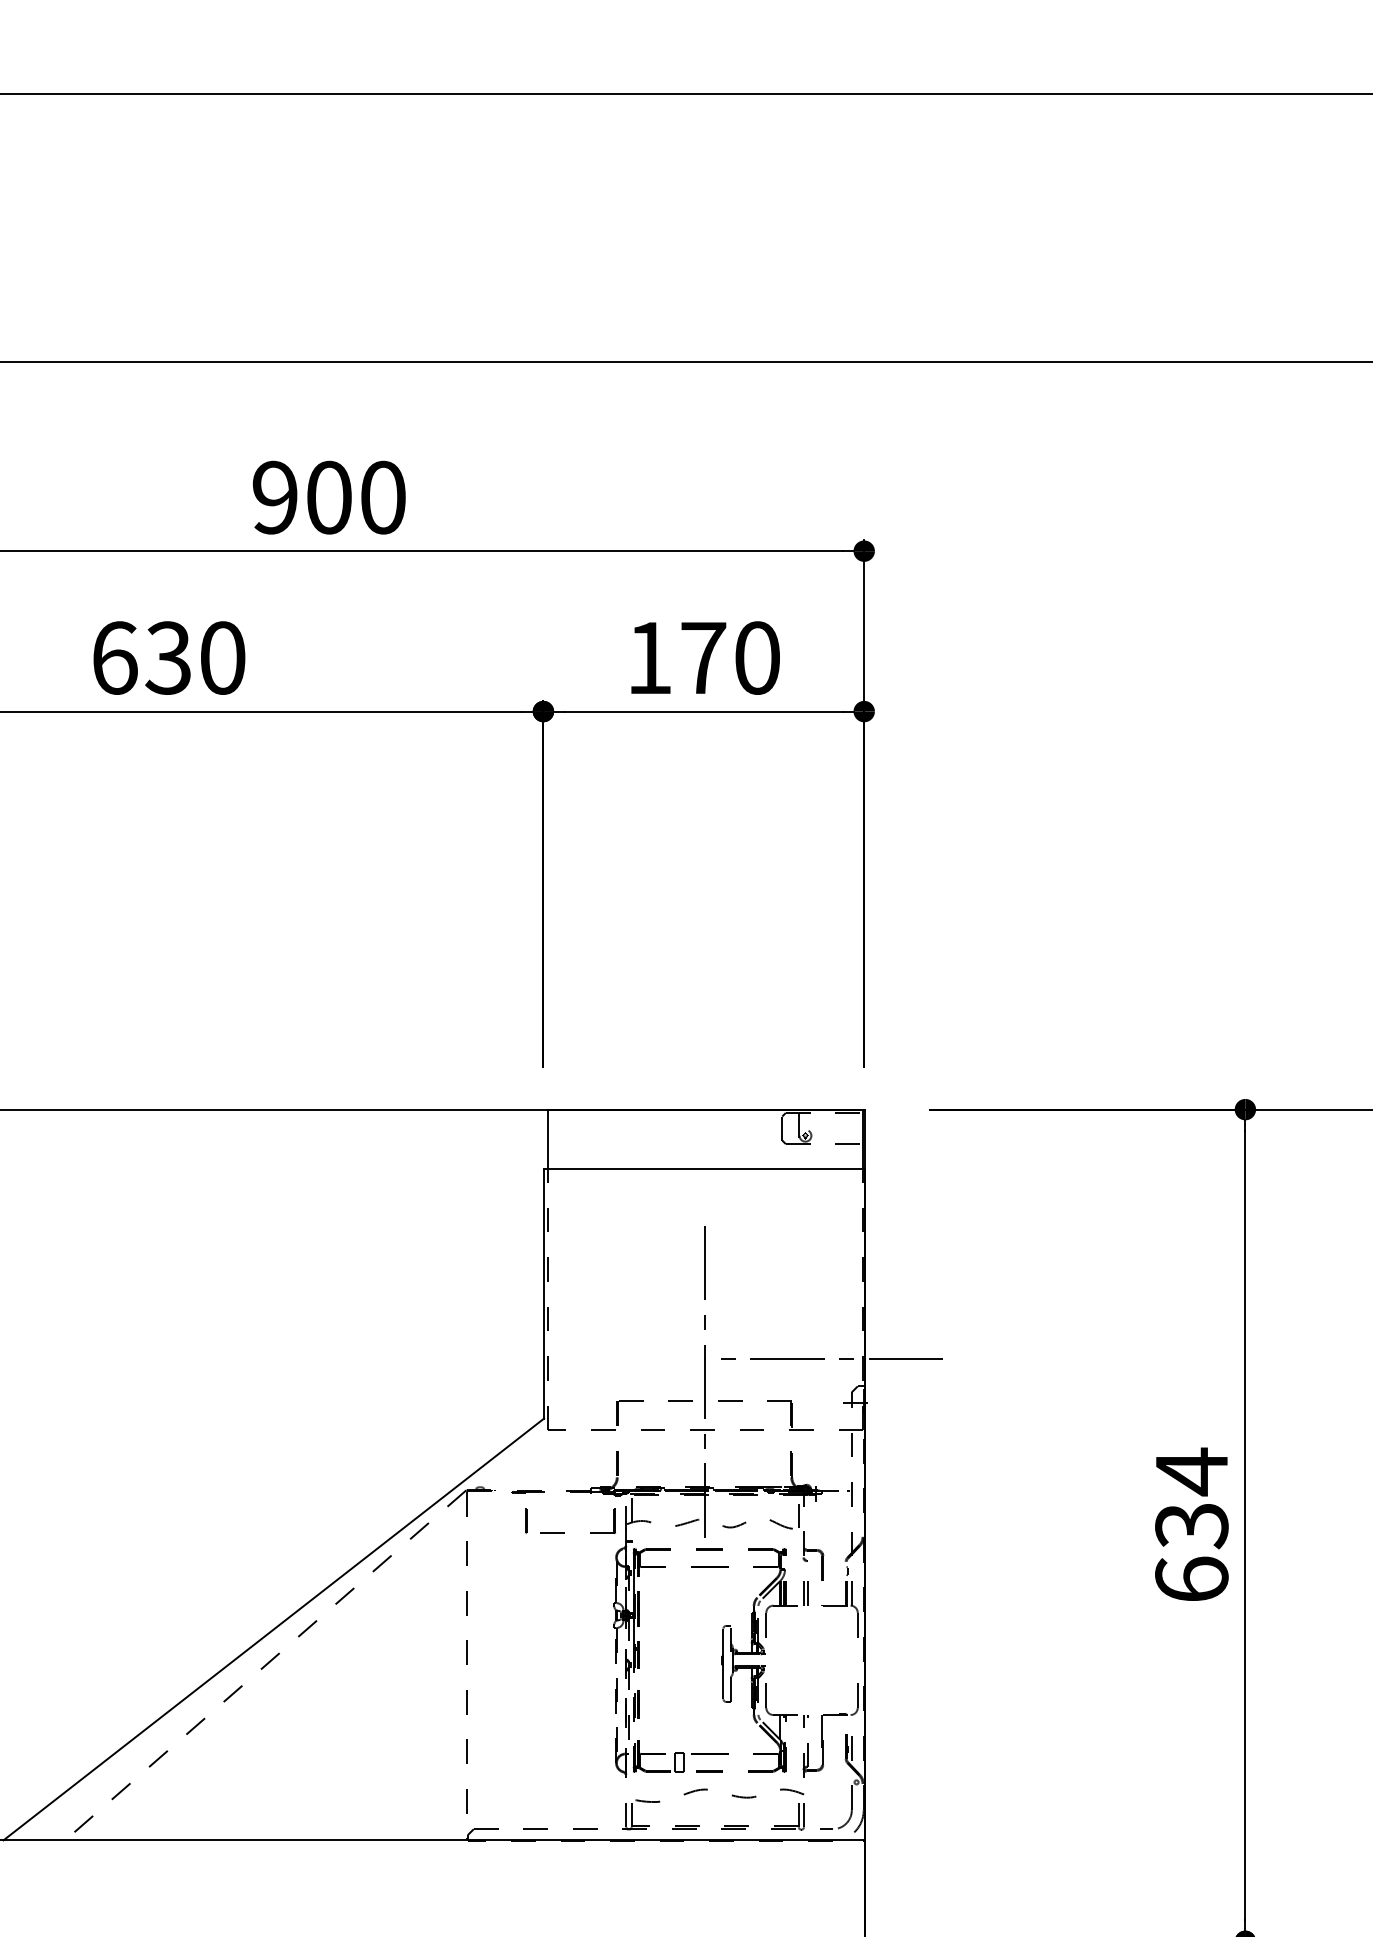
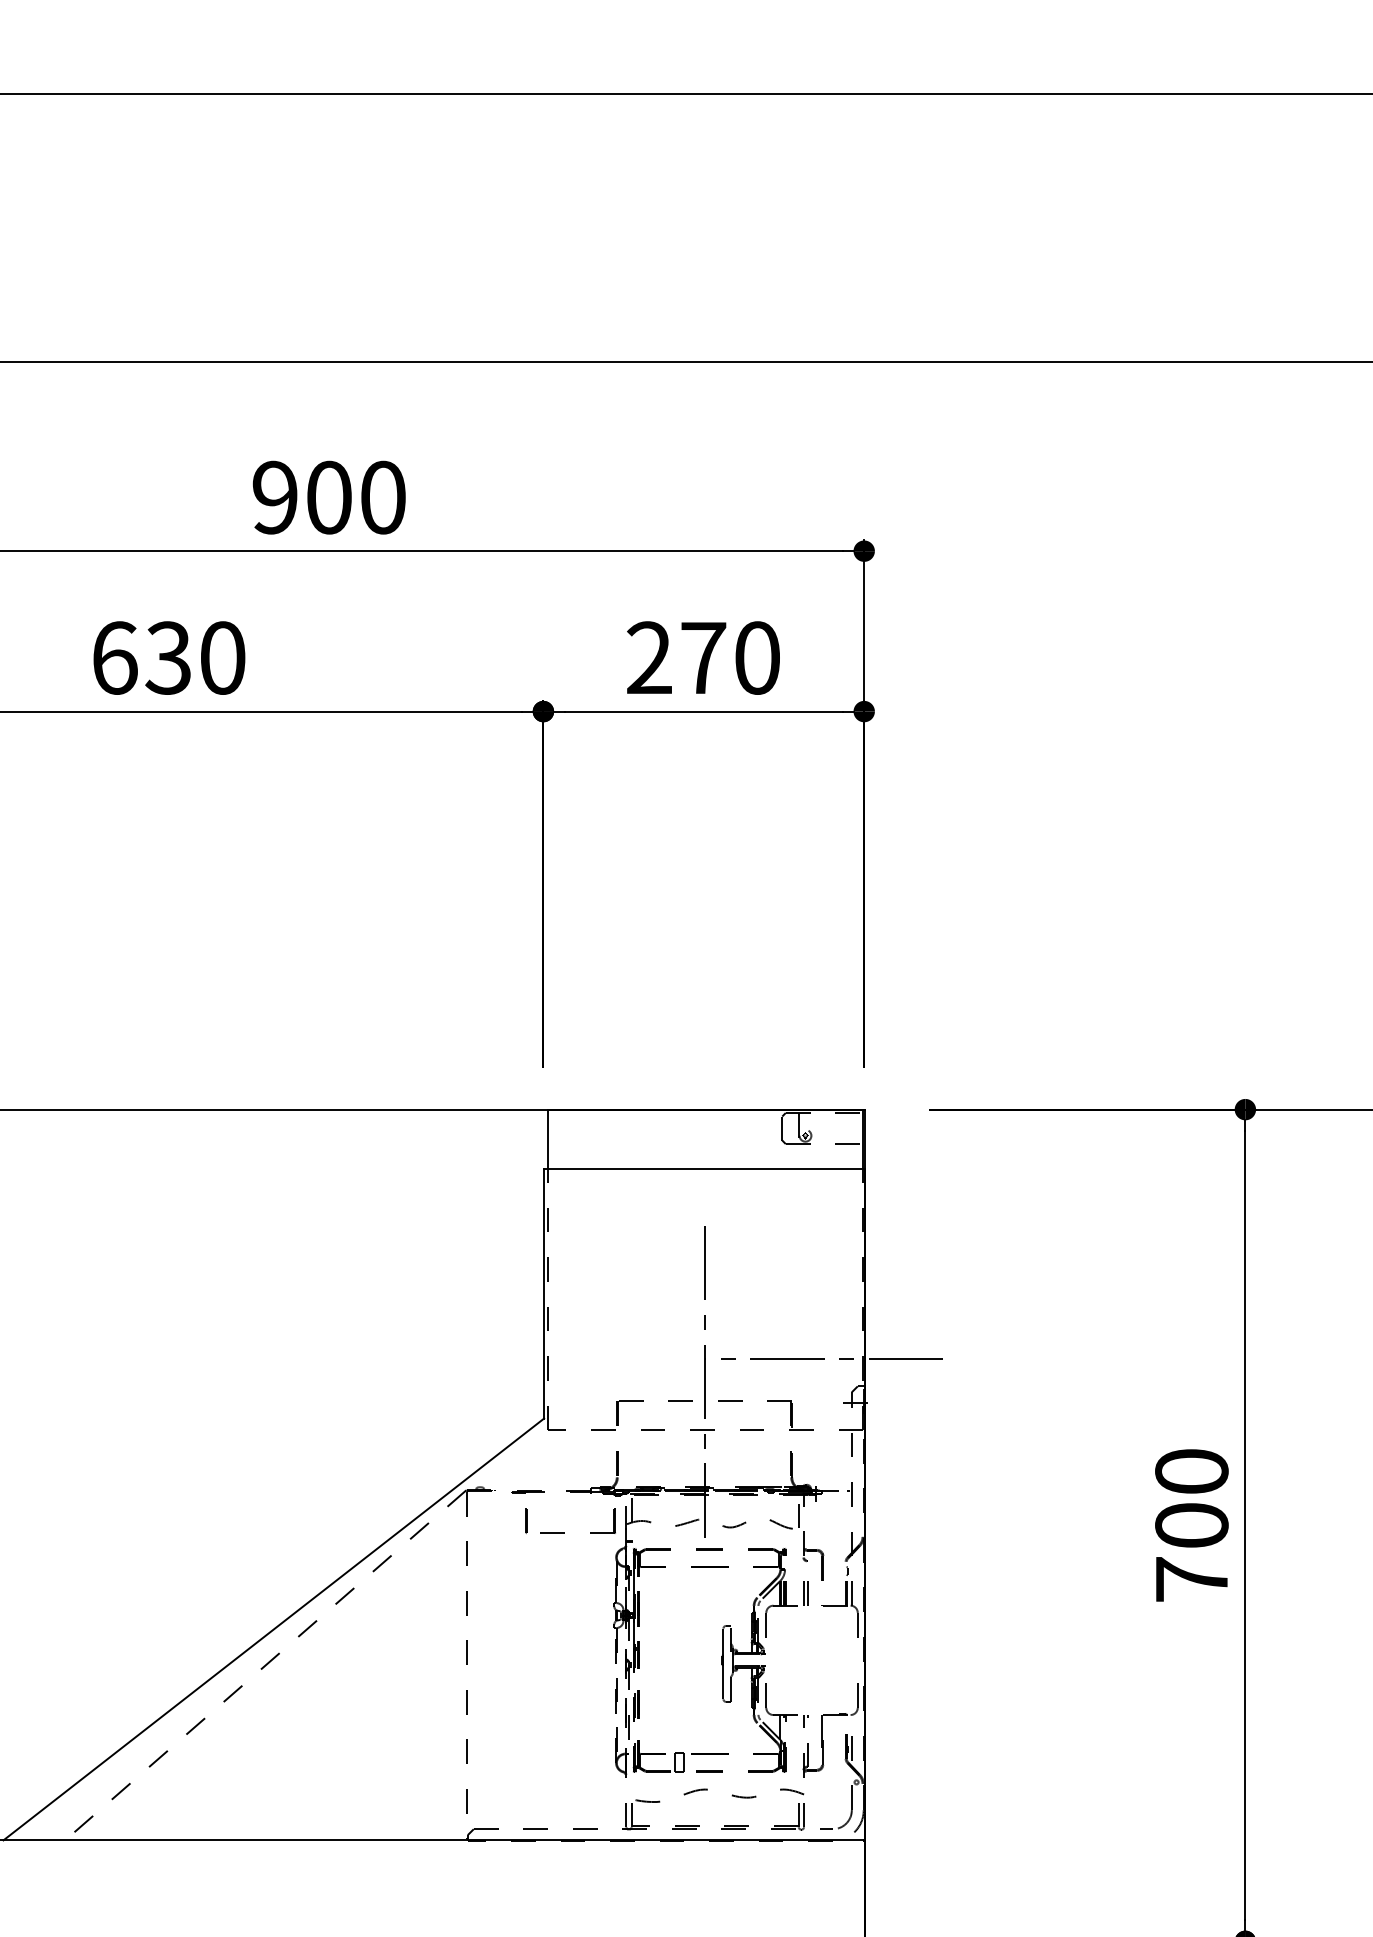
text: 170 -> 270 (649, 657)
text: 634 -> 700 (1191, 1524)
